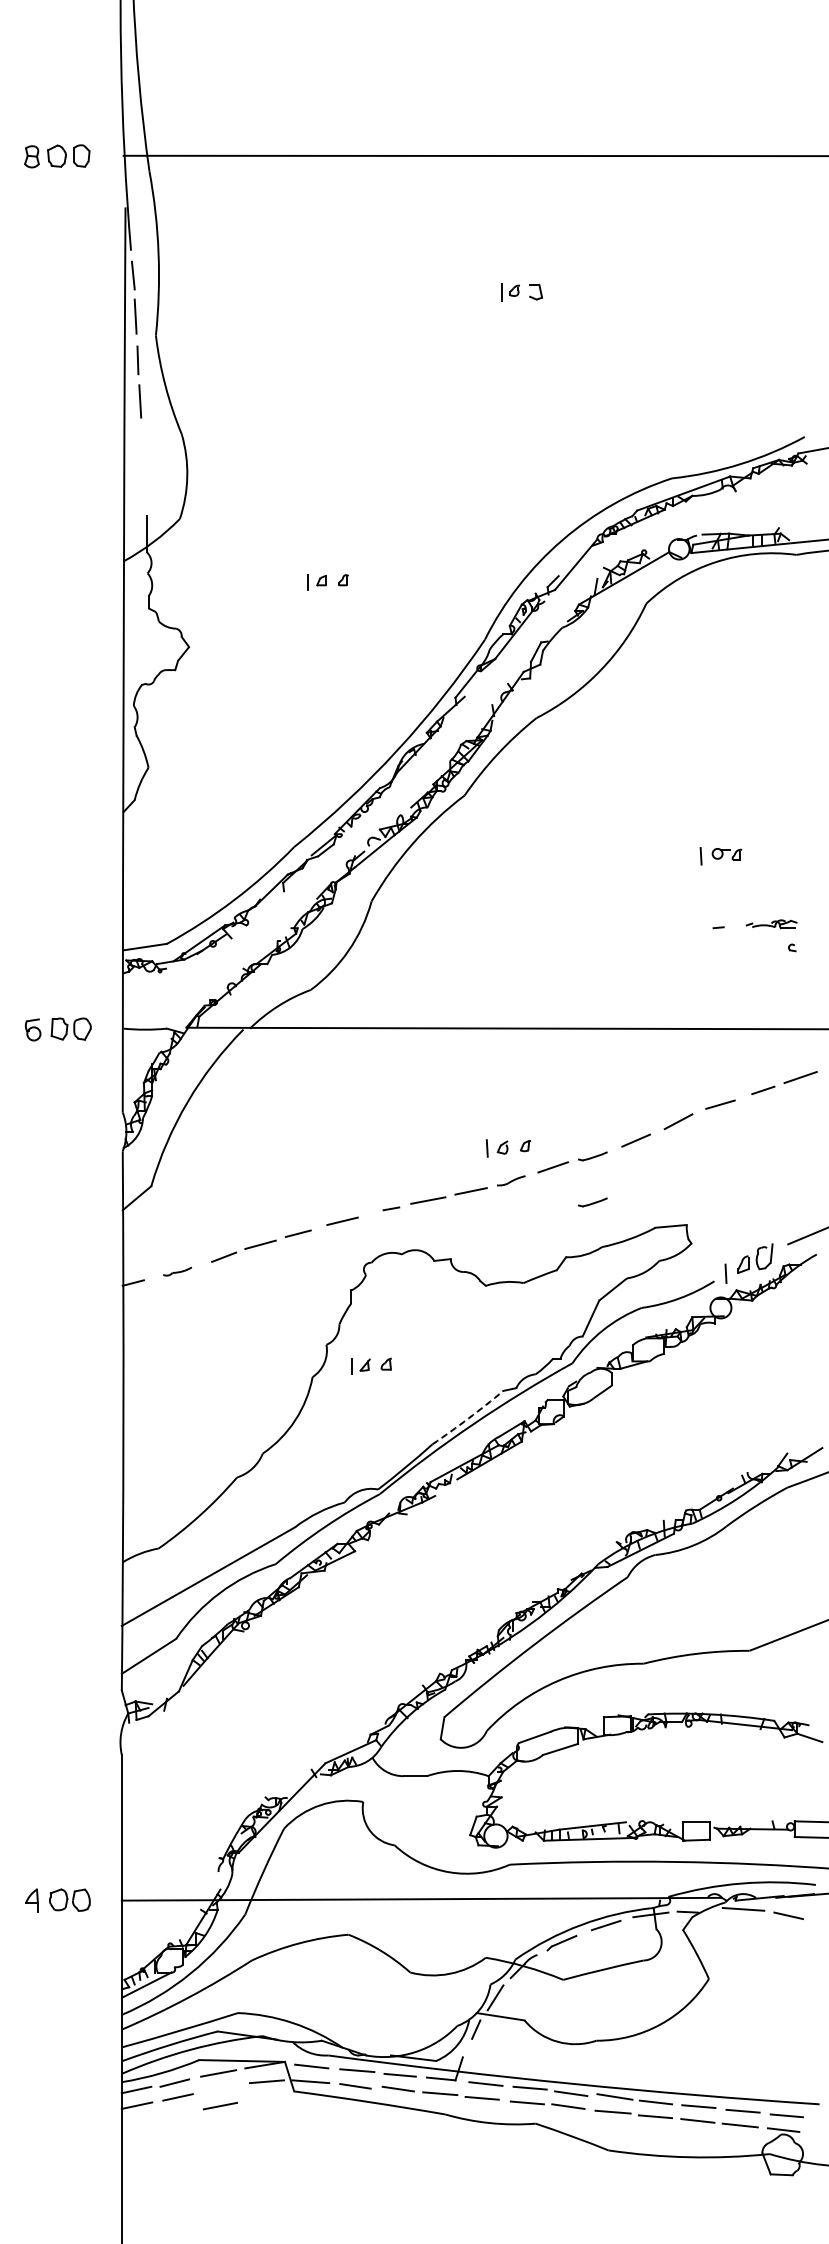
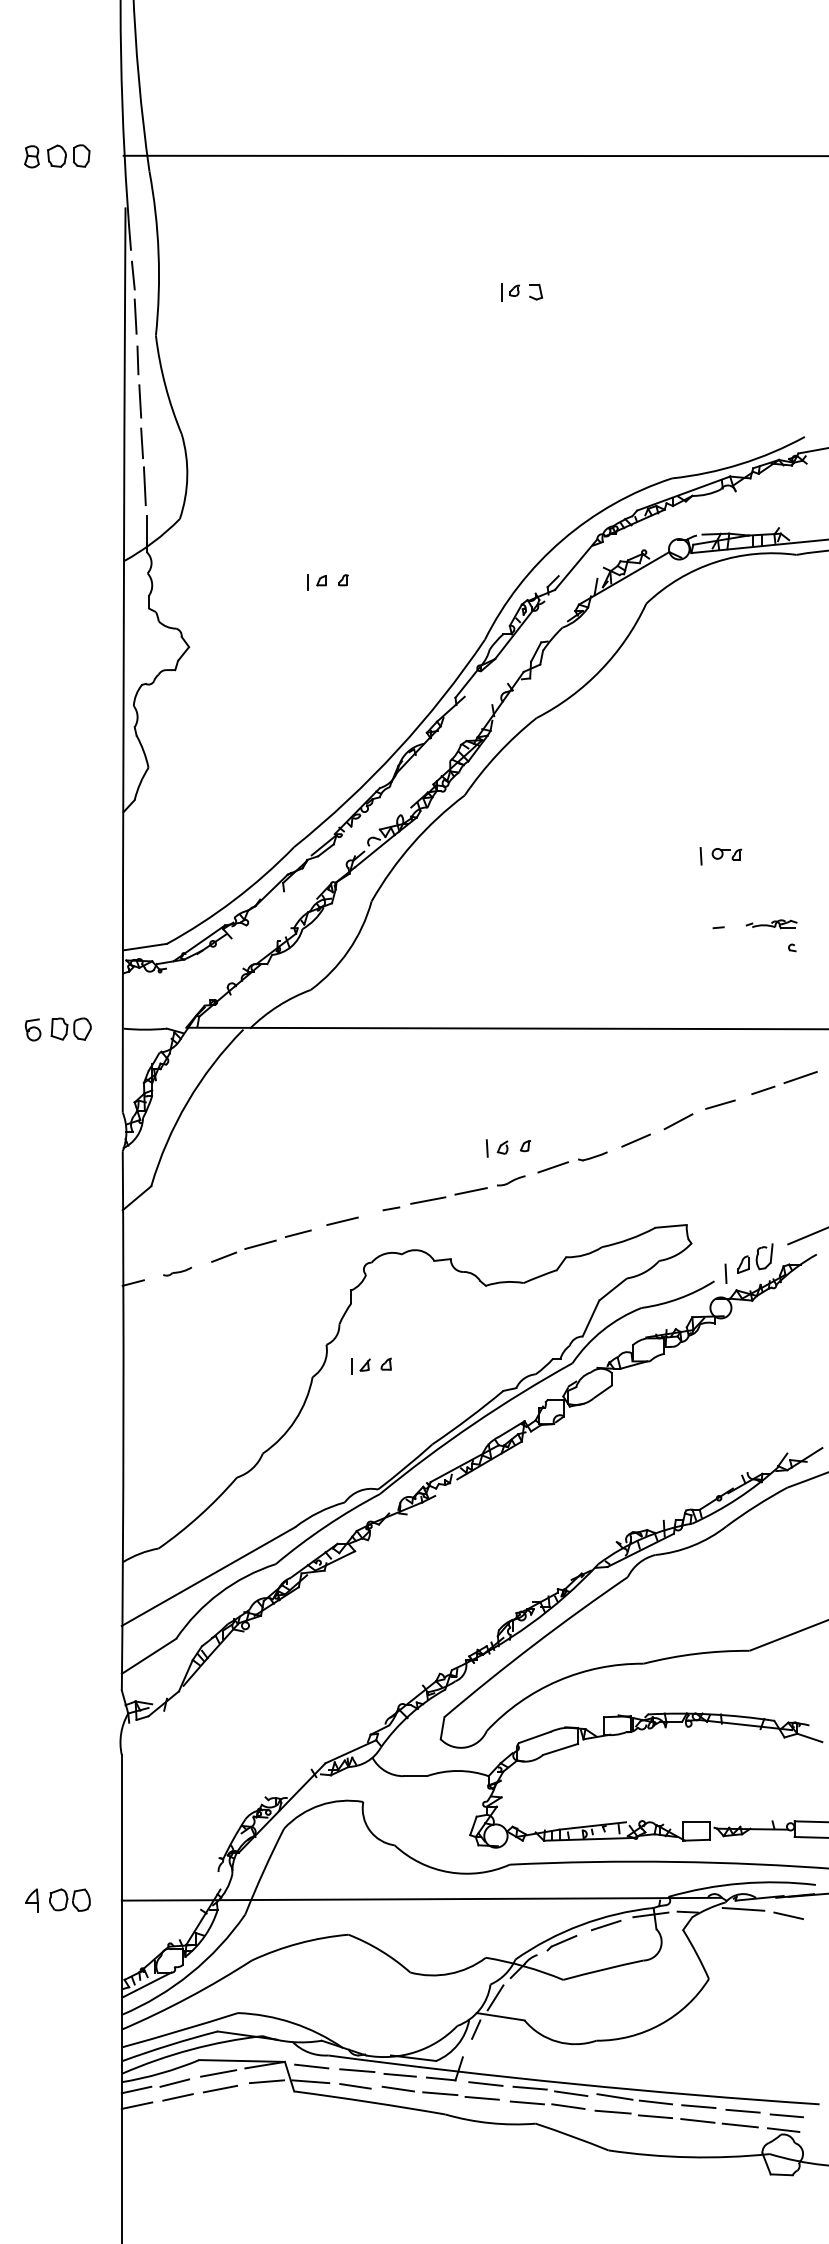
line: none -> present (142, 443)
line: none -> present (144, 486)
part: present -> none (592, 1202)
arc: dashed -> solid (468, 1418)
line position: (220, 2105) -> (220, 2088) (220, 2088)
